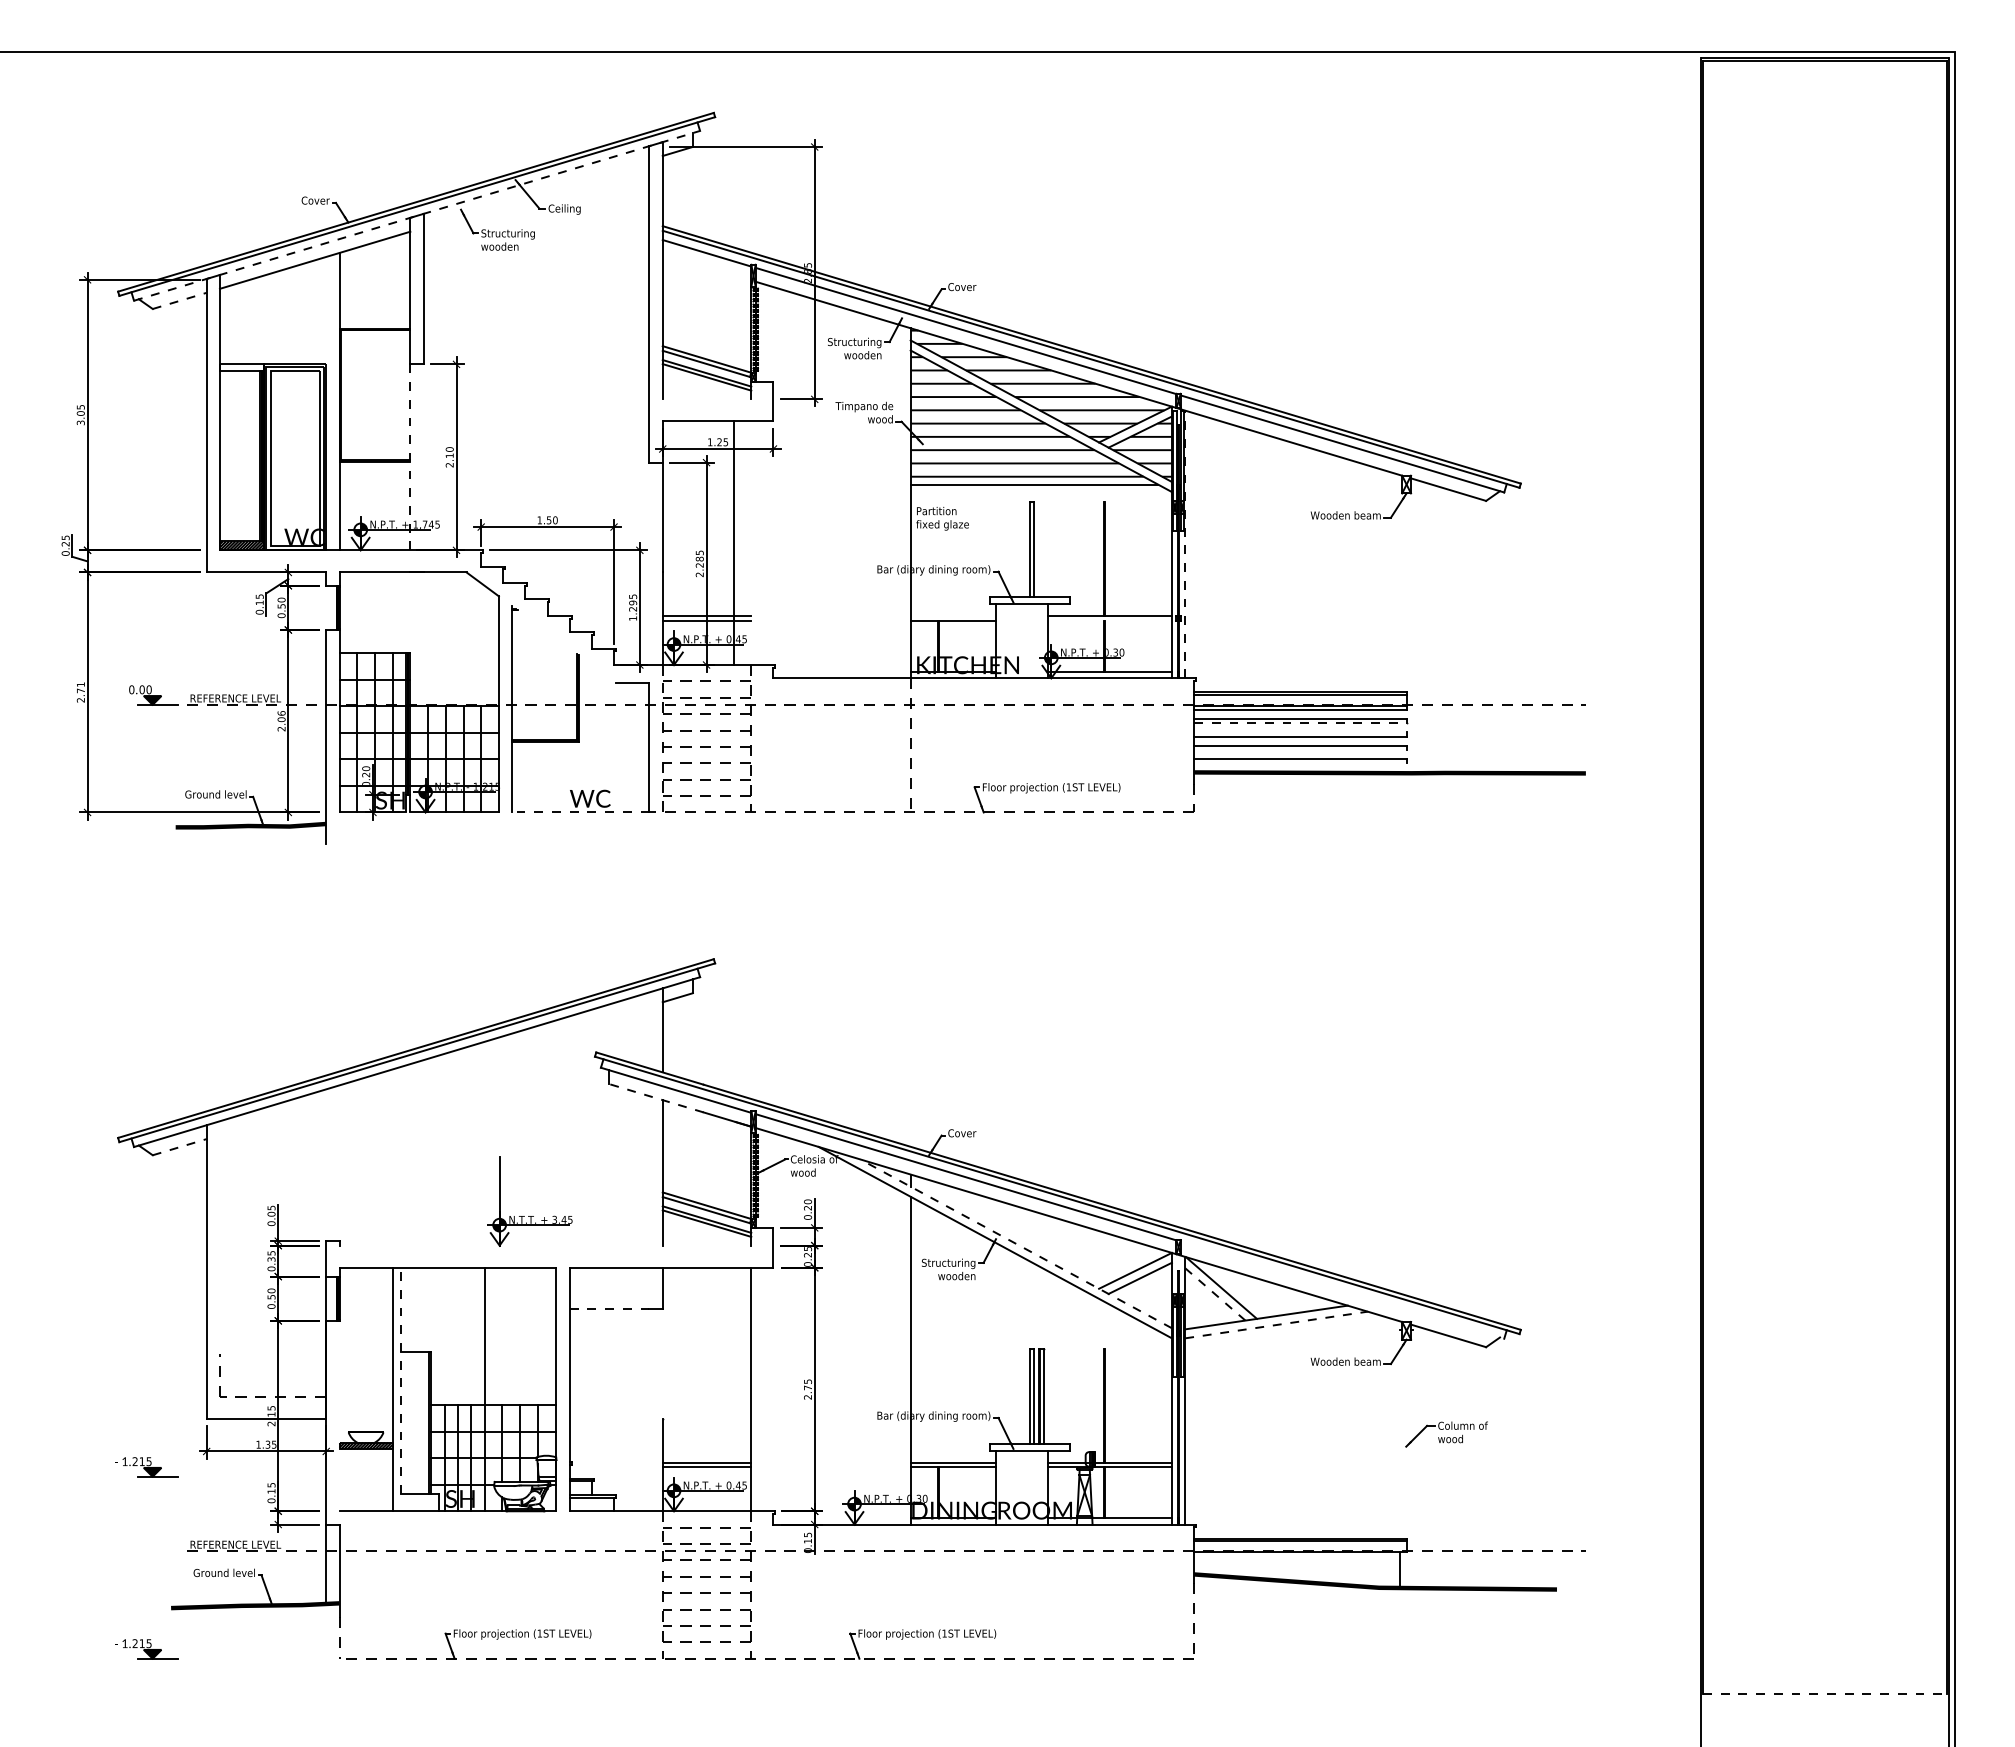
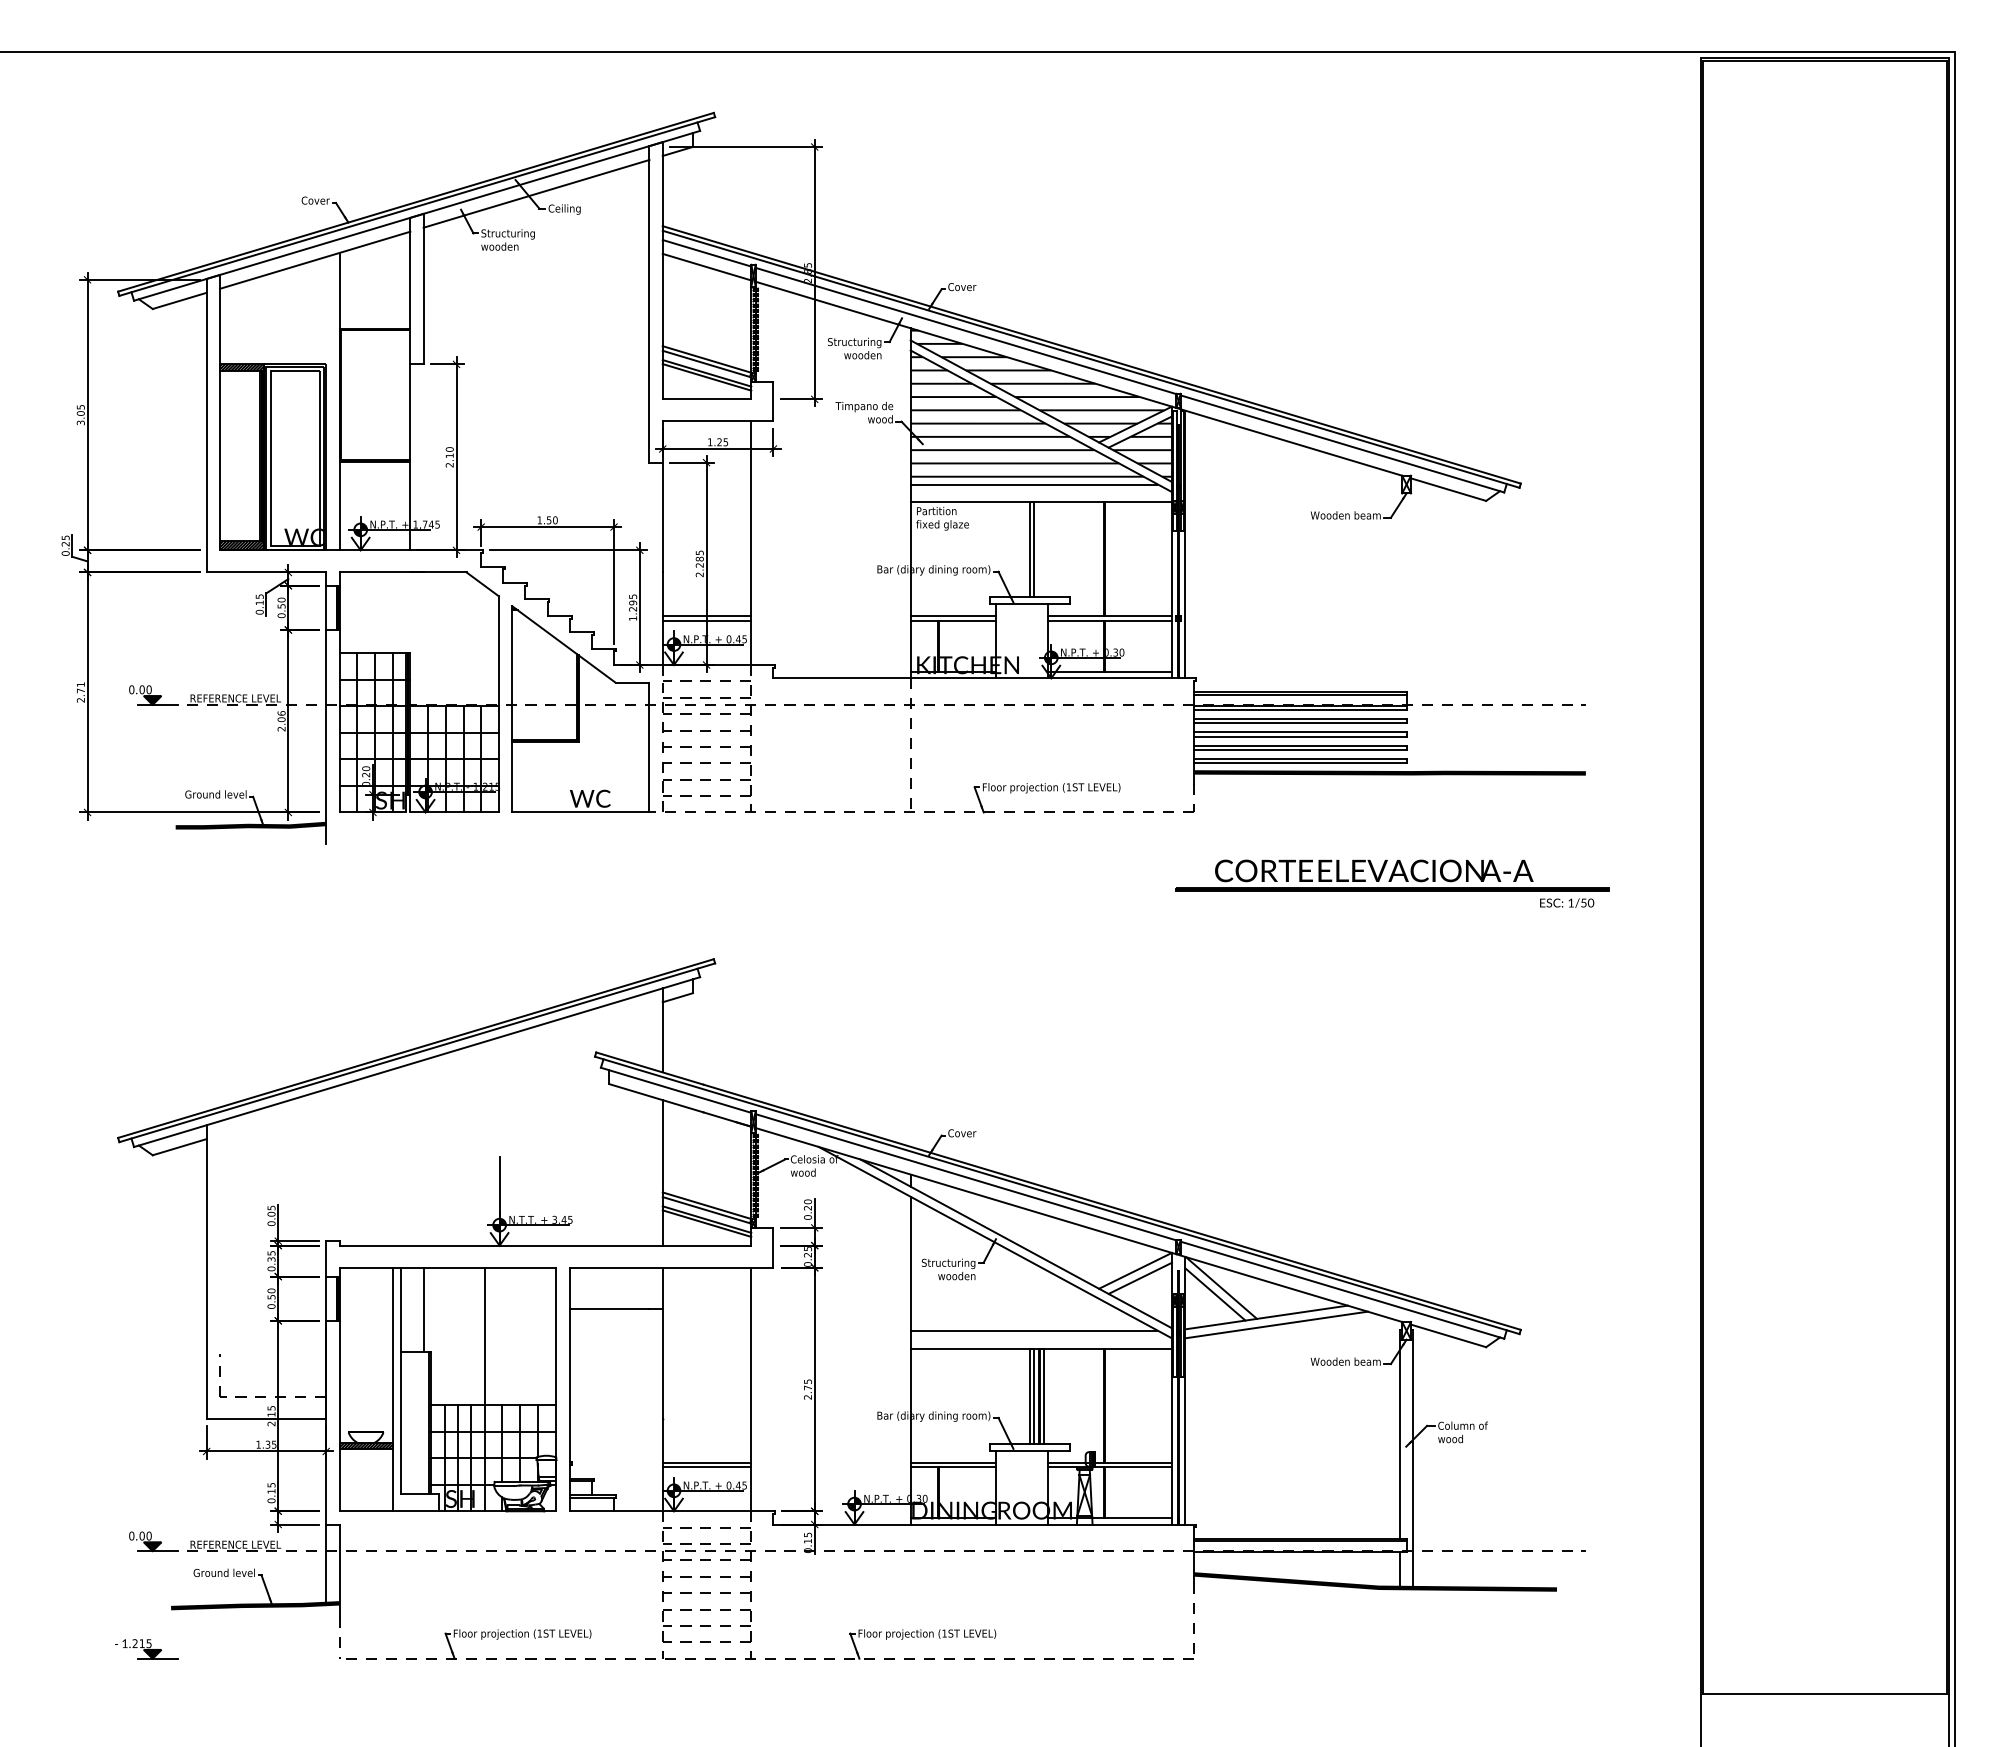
line: none -> present (536, 193)
line: dashed -> solid (417, 215)
line: none -> present (706, 266)
line: dashed -> solid (180, 300)
hatch: none -> present (241, 367)
line: none -> present (706, 399)
line: dashed -> solid (410, 457)
line: none -> present (1040, 502)
line position: (734, 543) -> (751, 543) (751, 543)
line: dashed -> solid (1185, 544)
line: none -> present (326, 607)
line: none -> present (952, 616)
line: none -> present (1109, 620)
line: none -> present (563, 644)
line: dashed -> solid (1300, 723)
line: none -> present (1300, 732)
line: none -> present (1300, 750)
line: none -> present (1300, 763)
line: dashed -> solid (580, 812)
part: none -> present (1392, 883)
line: dashed -> solid (656, 1098)
line: dashed -> solid (180, 1147)
line: dashed -> solid (1015, 1243)
line: none -> present (545, 1245)
line: none -> present (1342, 1289)
line: dashed -> solid (1215, 1294)
line: dashed -> solid (609, 1308)
line: none -> present (423, 1309)
line: dashed -> solid (1277, 1324)
line: none -> present (1034, 1330)
line: none -> present (1040, 1348)
line: none -> present (662, 1363)
line: dashed -> solid (401, 1380)
line: none -> present (339, 1415)
line: none -> present (1399, 1433)
line: none -> present (1413, 1458)
part: present -> none (146, 1467)
part: none -> present (153, 1541)
line: dashed -> solid (1825, 1693)
